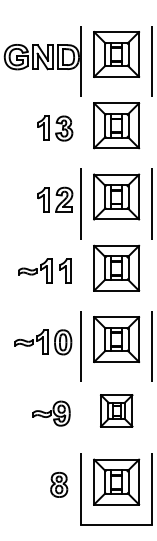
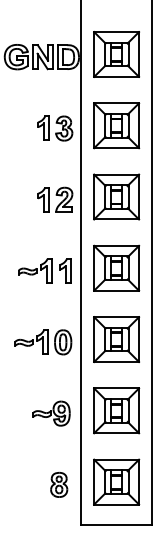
line: dashed -> solid (80, 262)
line: dashed -> solid (152, 262)
part size: 34x34 px -> 48x48 px (116, 410)
